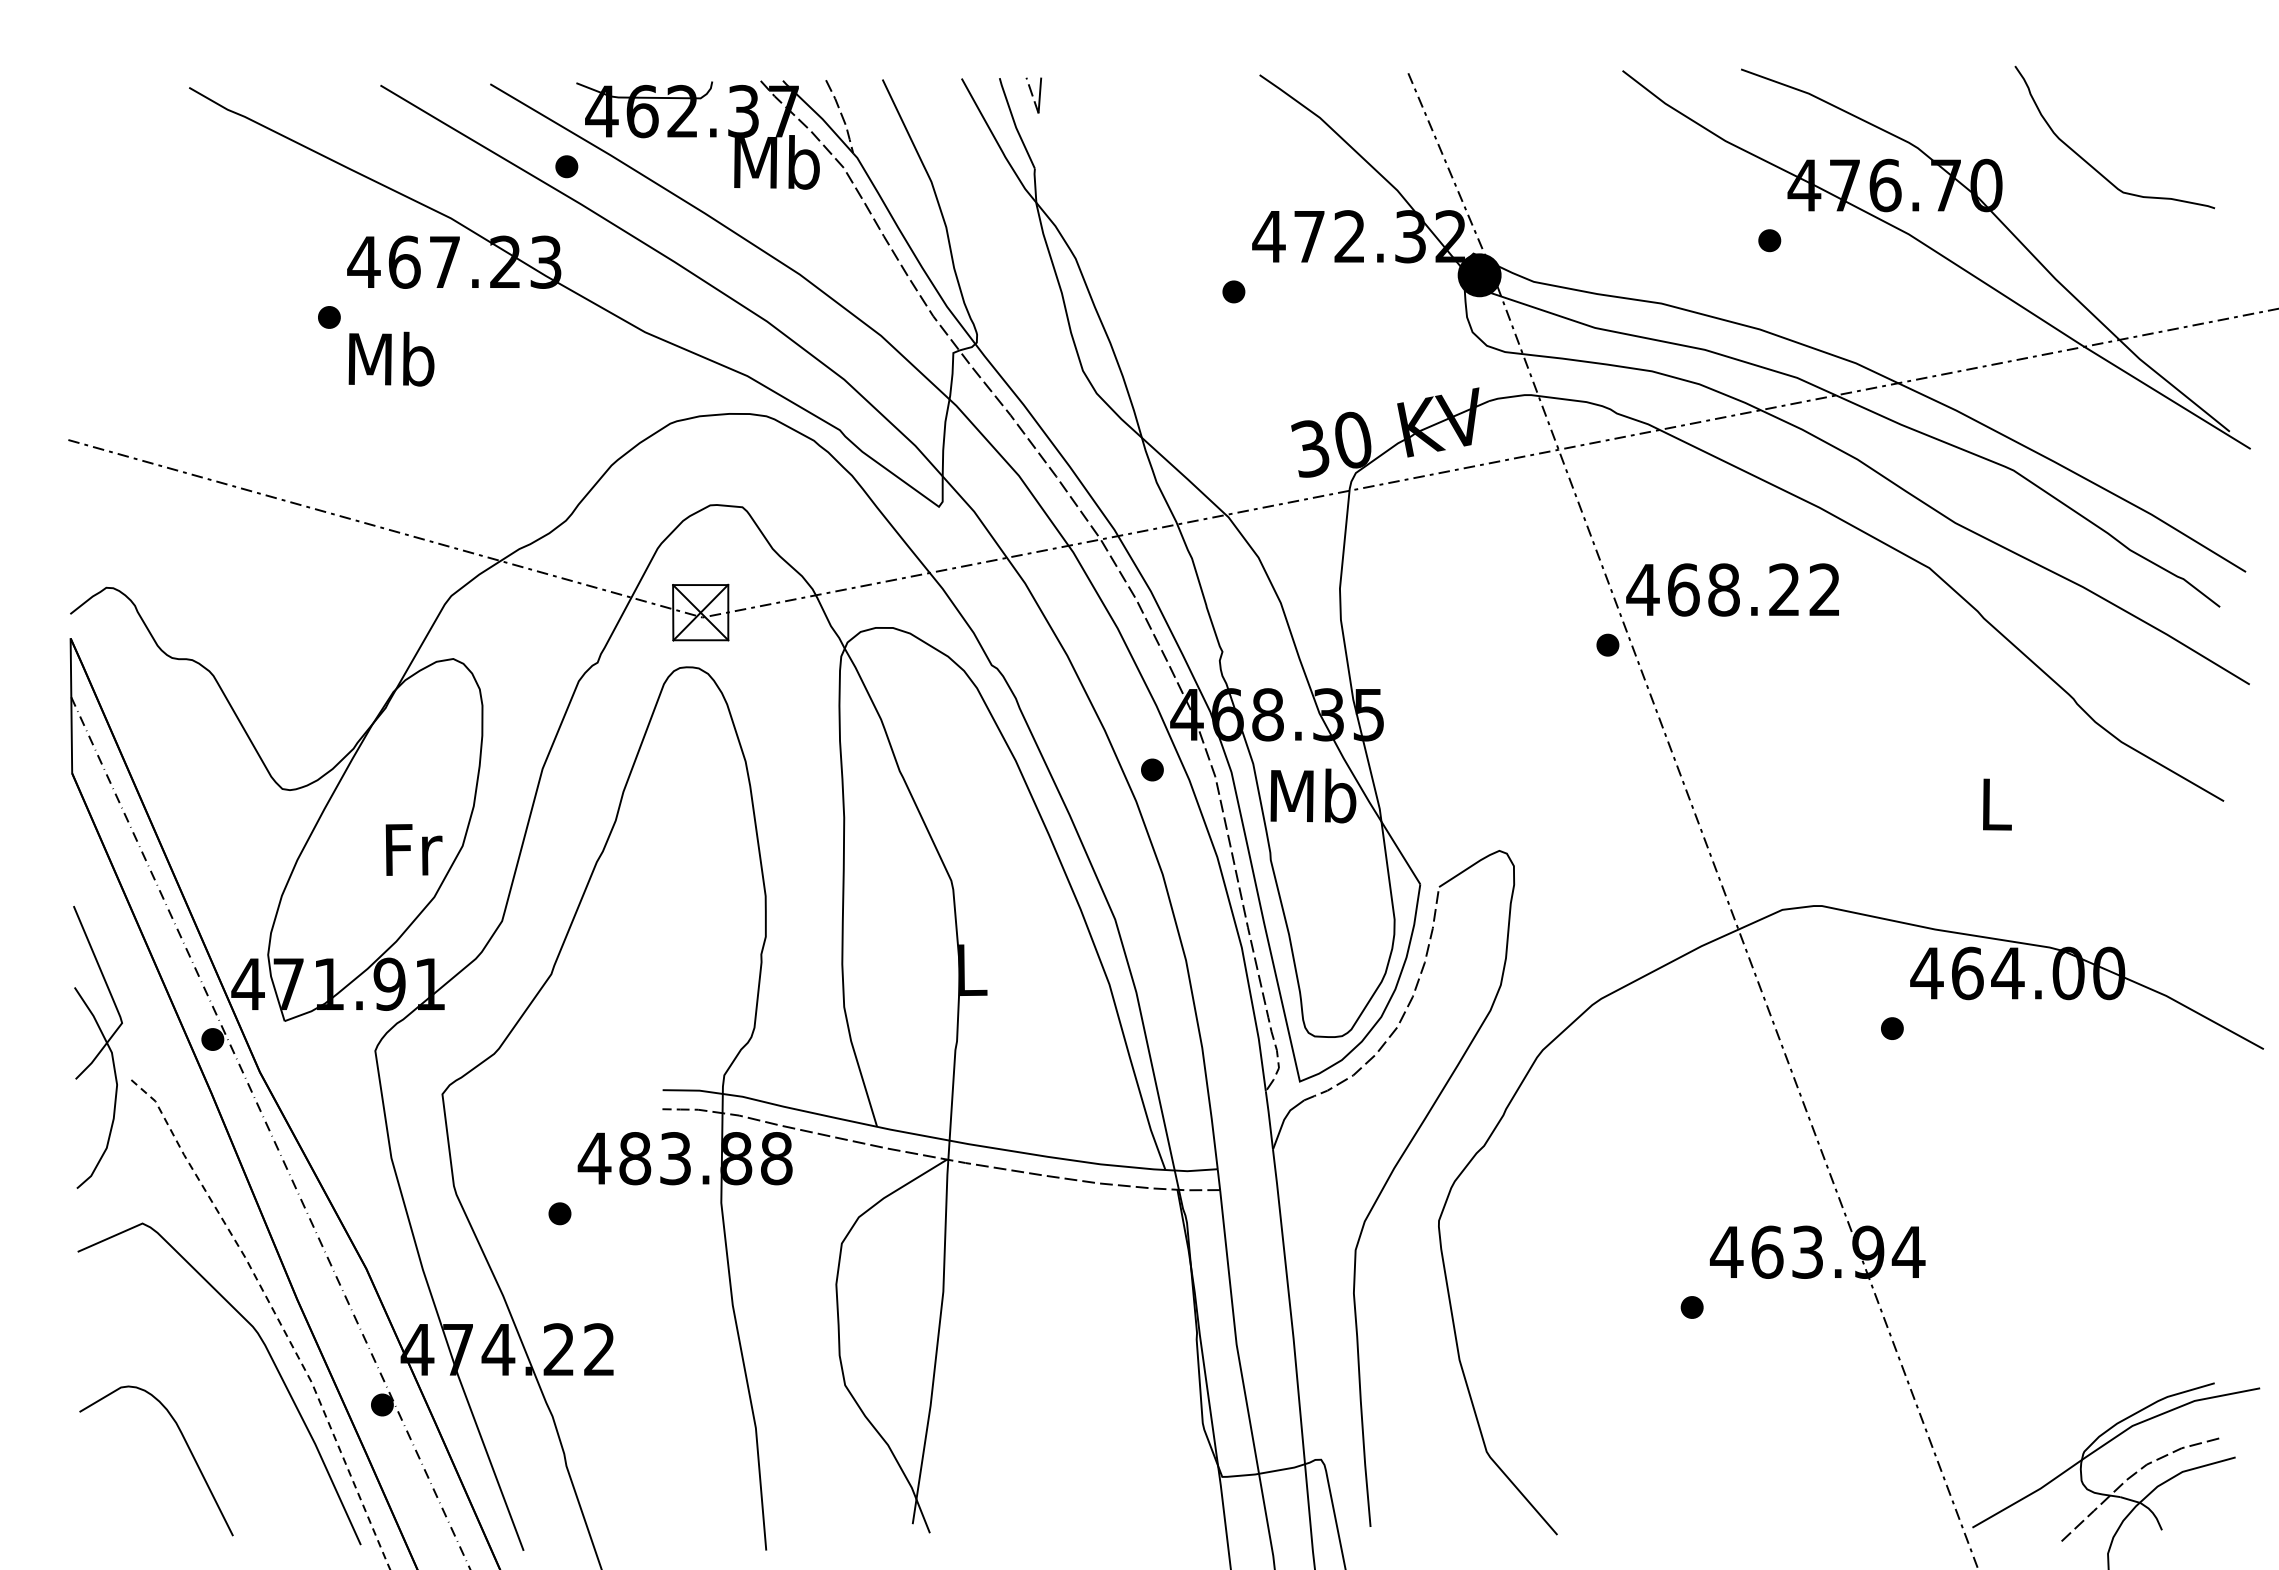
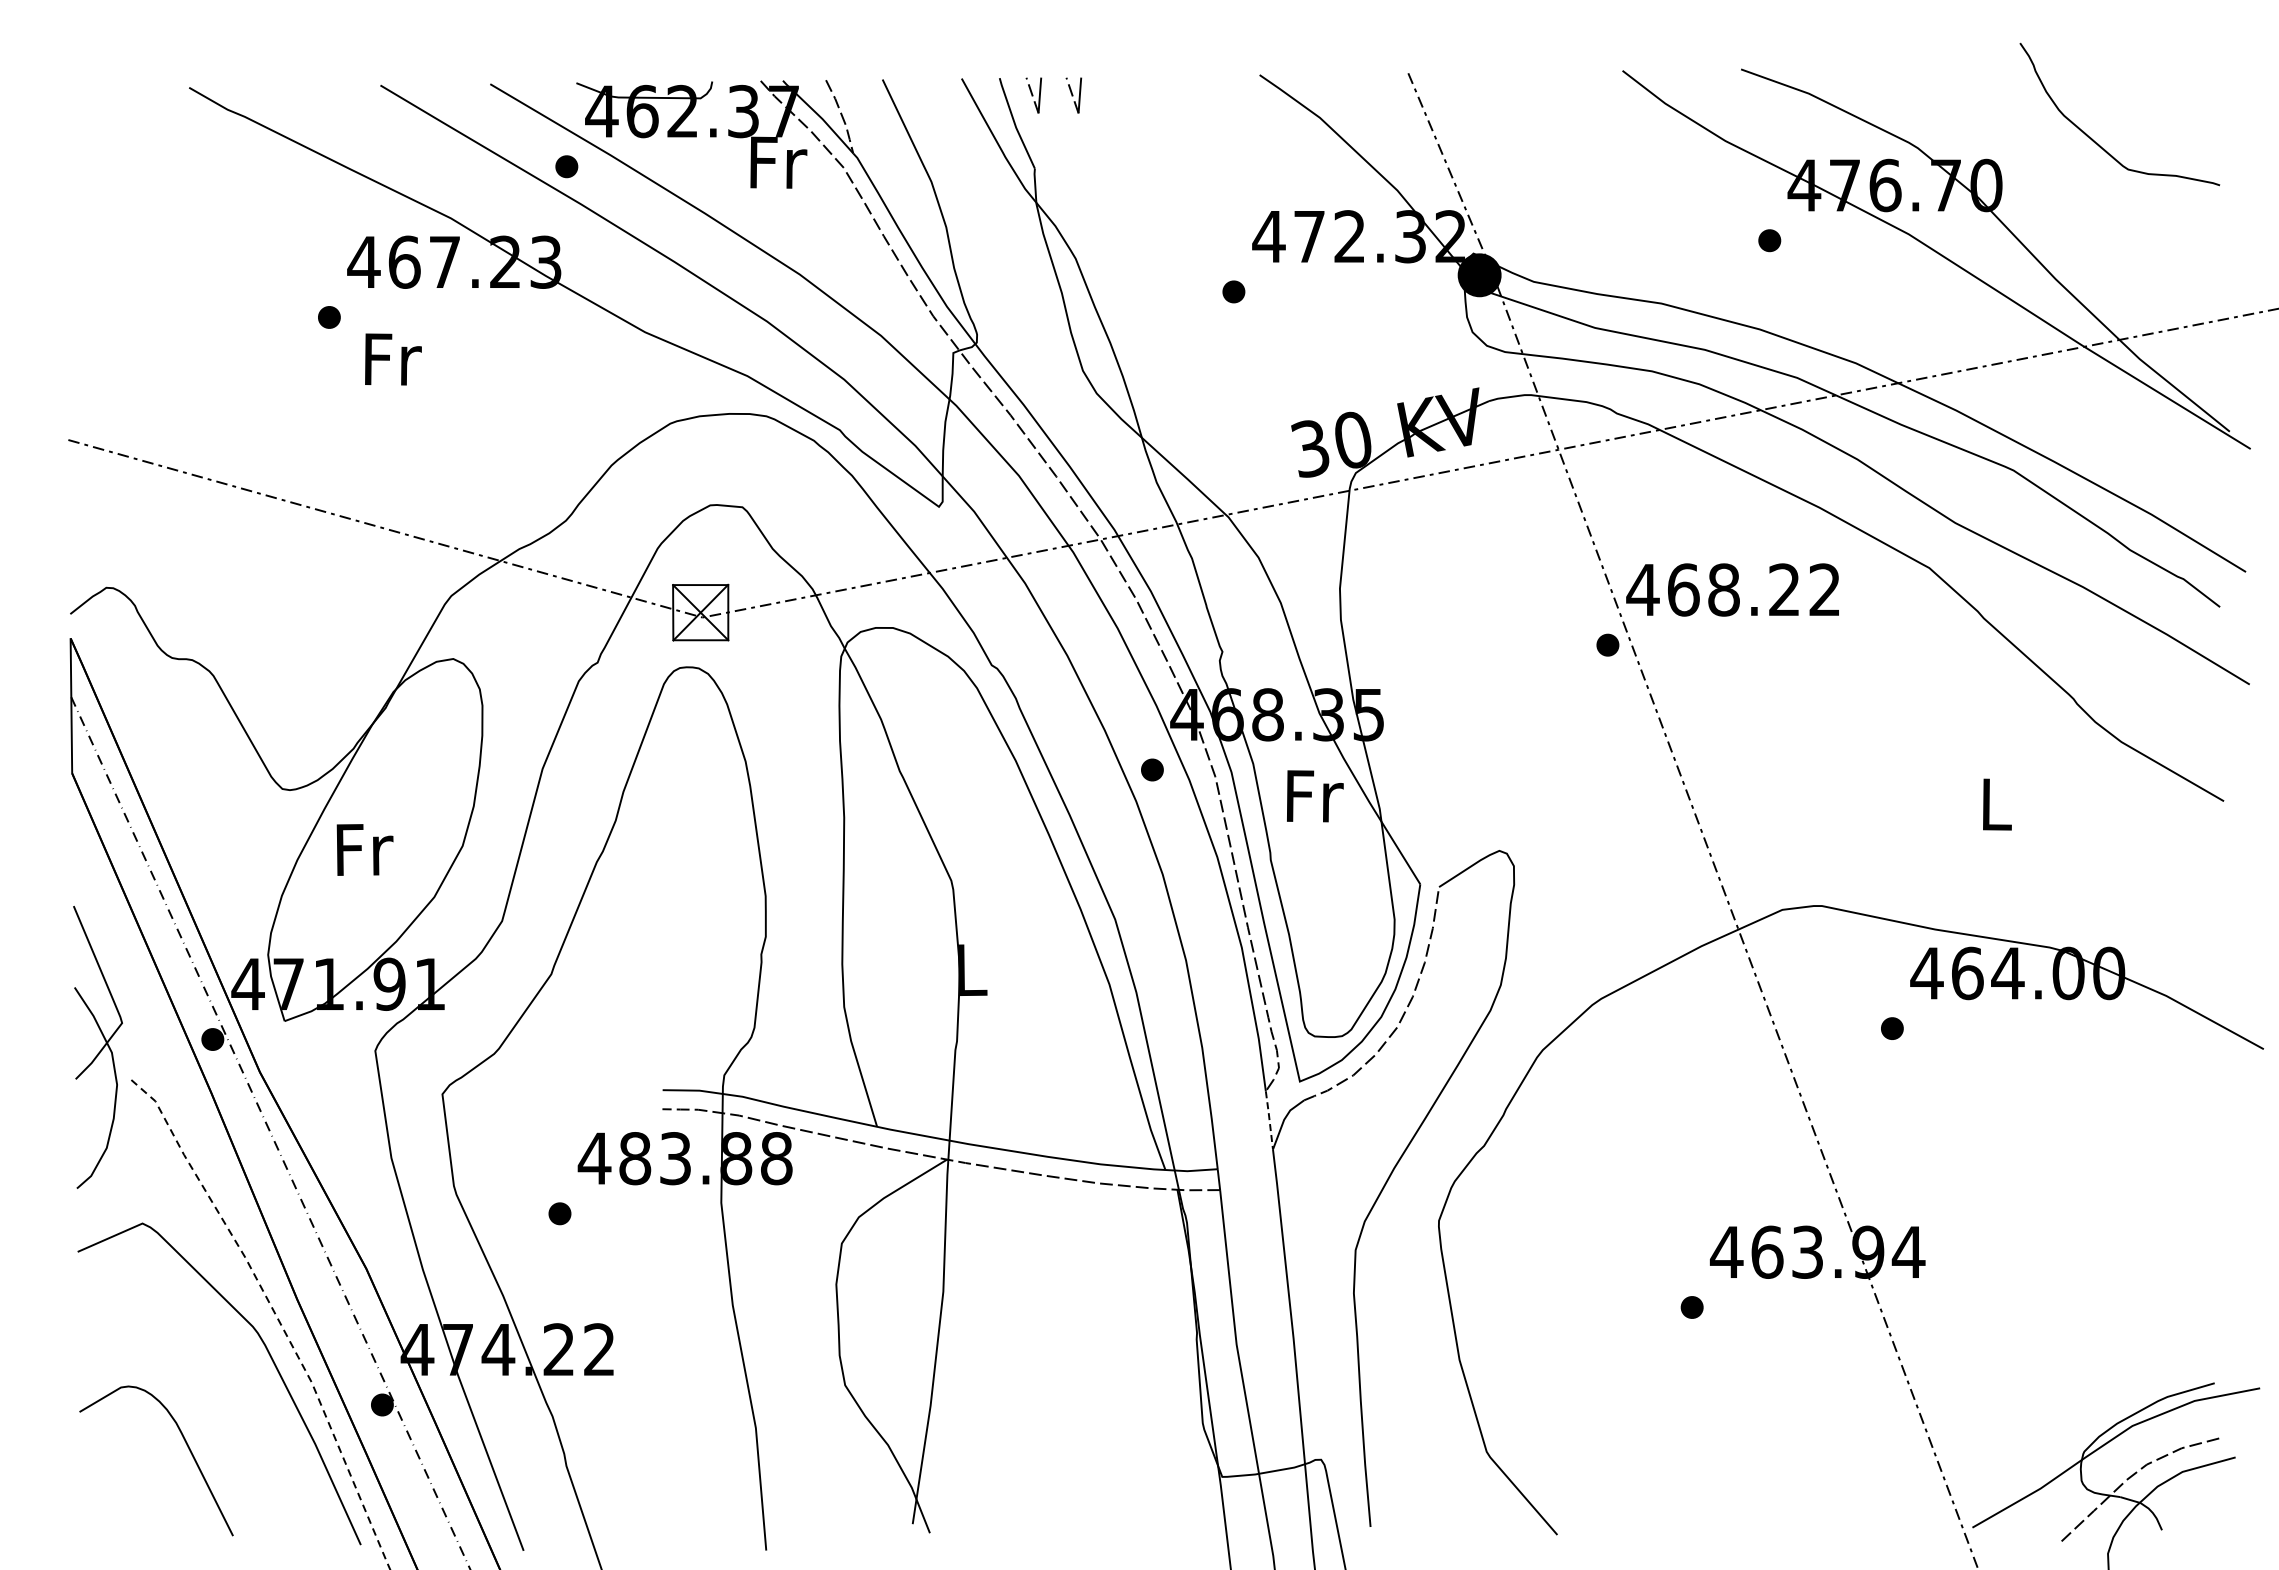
part: none -> present (1073, 95)
text: Mb -> Fr (776, 162)
curve position: (2093, 166) -> (2098, 143) (2098, 143)
text: Mb -> Fr (391, 358)
text: Mb -> Fr (1313, 795)
text position: (413, 849) -> (364, 849) (364, 849)
line: solid -> dashed (1269, 1120)
